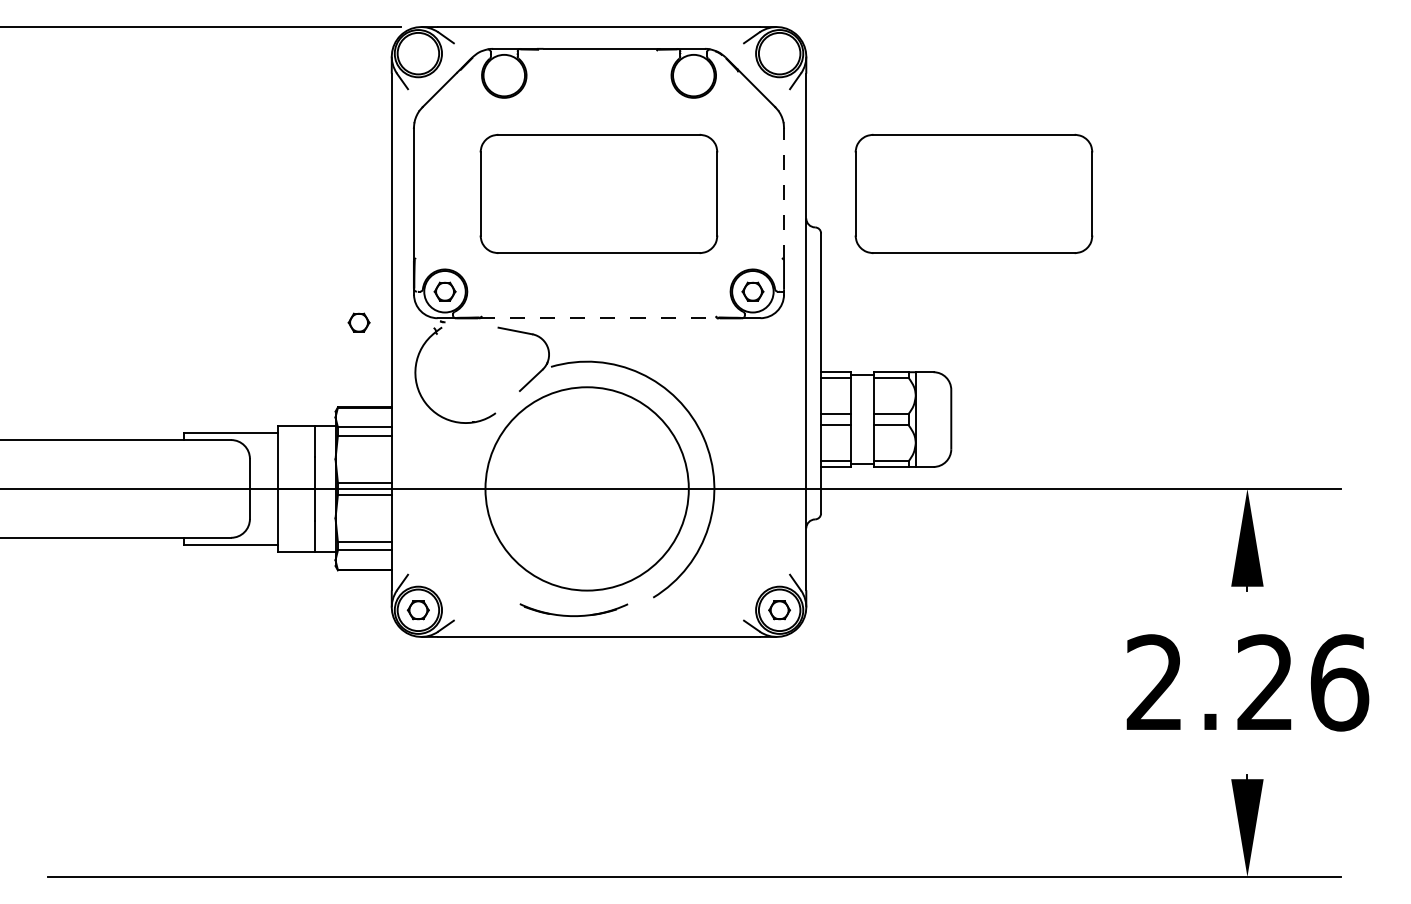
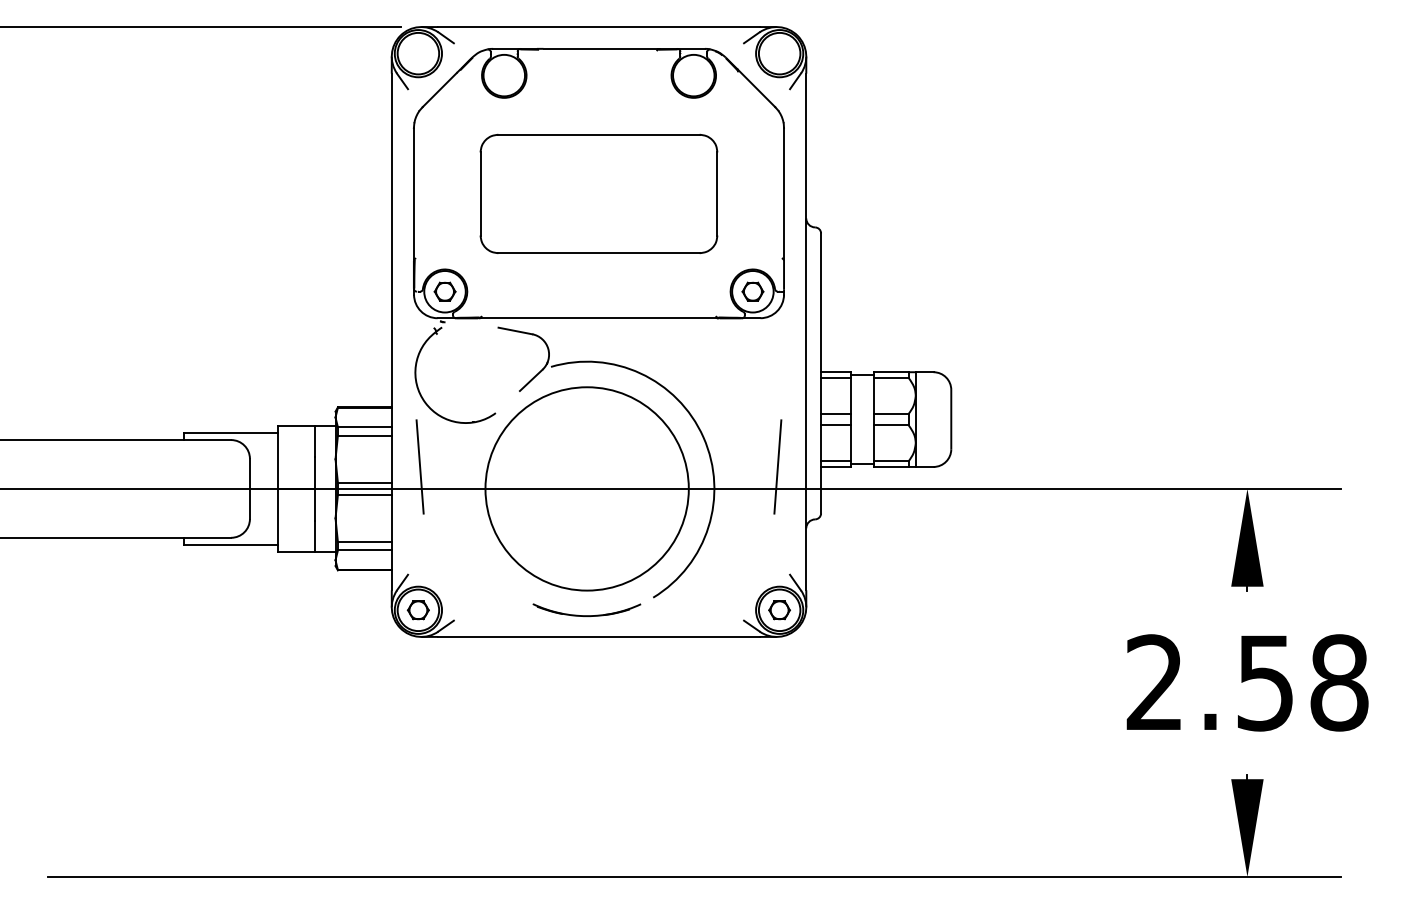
part: present -> none (973, 193)
line: dashed -> solid (784, 194)
line: dashed -> solid (598, 318)
part: present -> none (358, 322)
line: none -> present (419, 466)
line: none -> present (777, 466)
part position: (573, 609) -> (586, 609) (586, 609)
text: 2.26 -> 2.58 (1303, 682)
